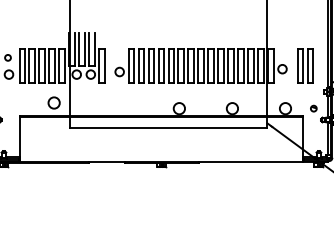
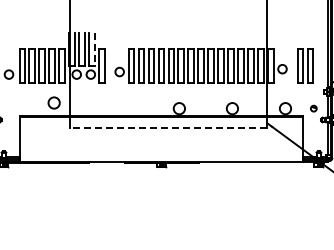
line: solid -> dashed (94, 49)
circle: present -> none (7, 57)
line: solid -> dashed (168, 127)
